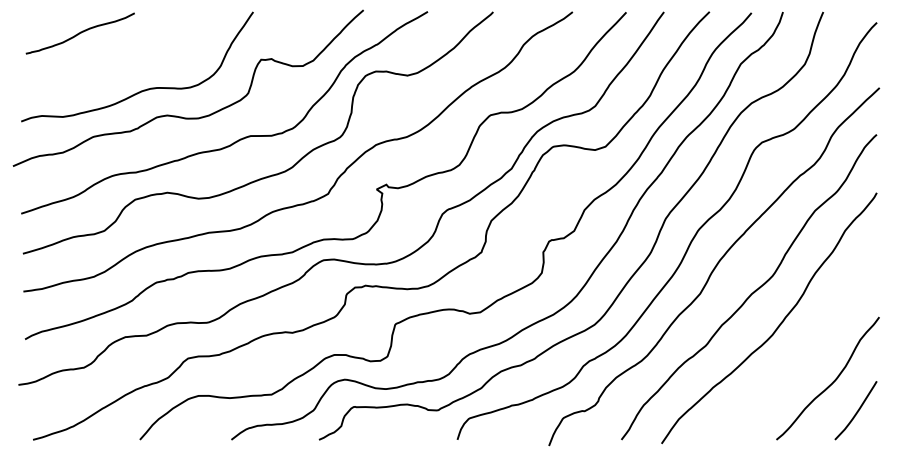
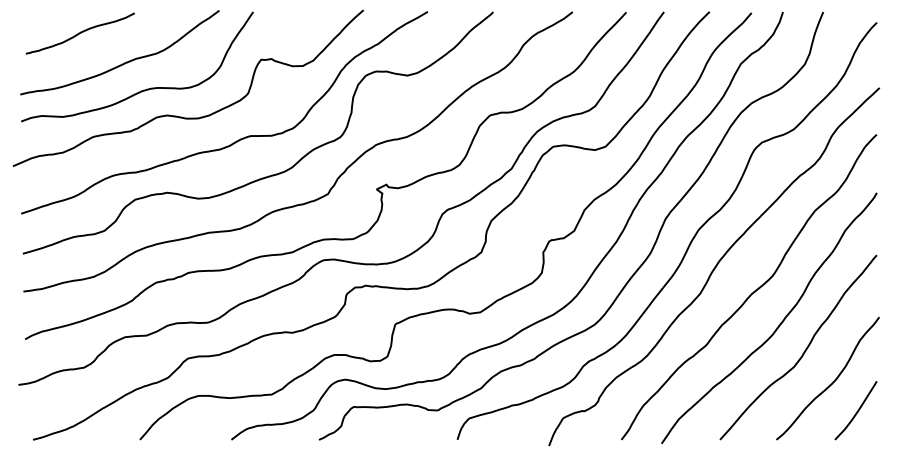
curve: none -> present (124, 62)
curve: none -> present (803, 351)
